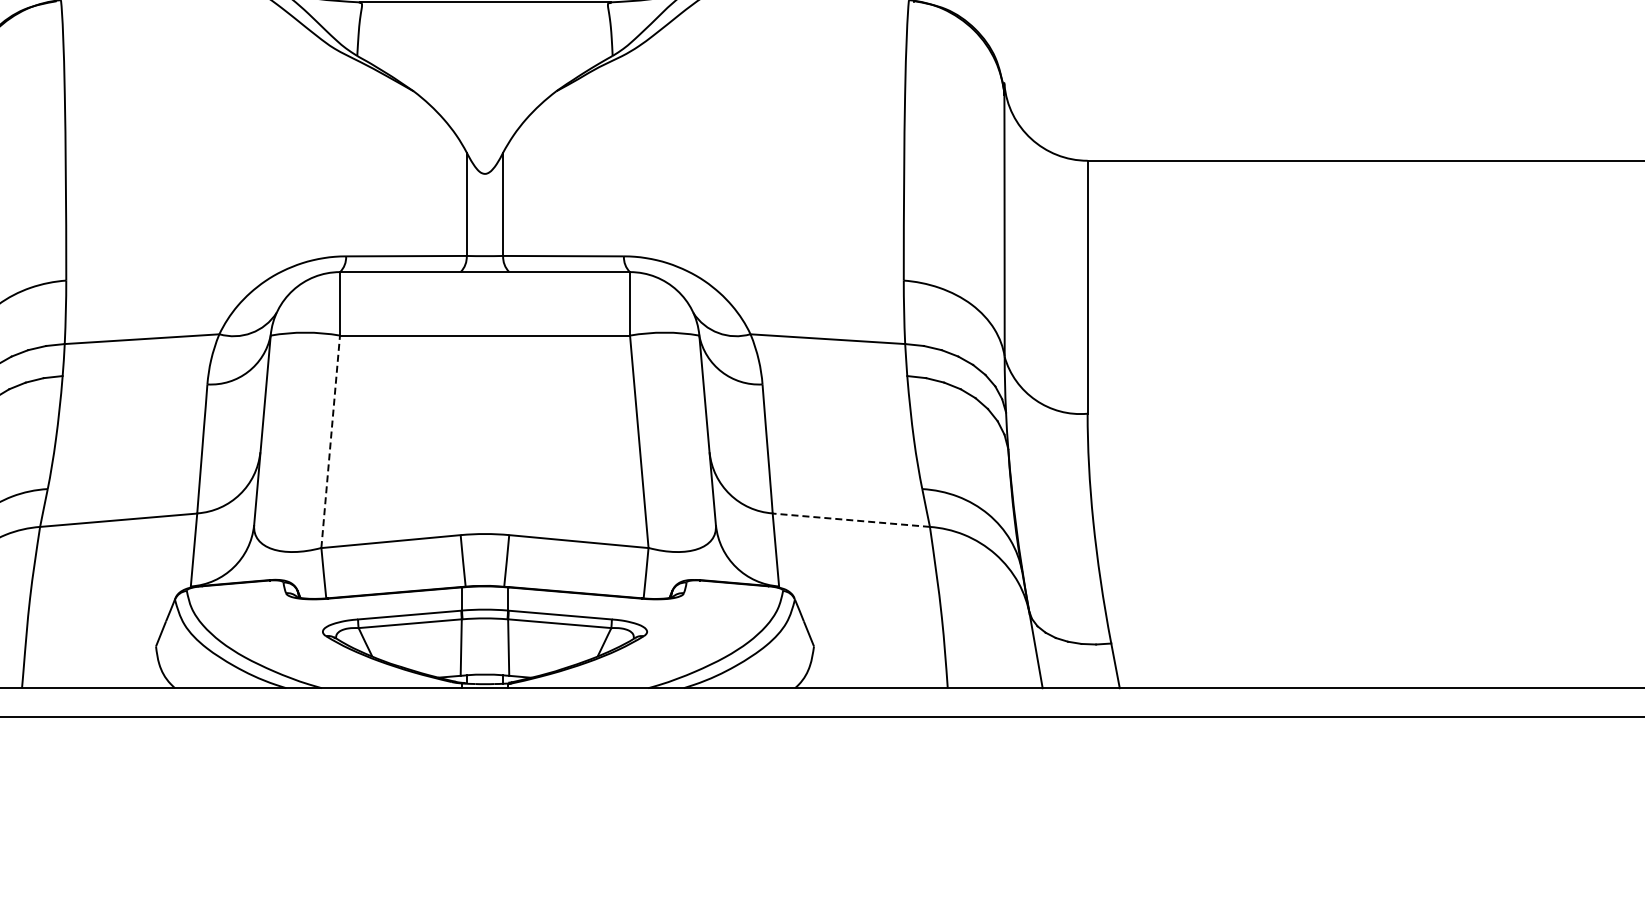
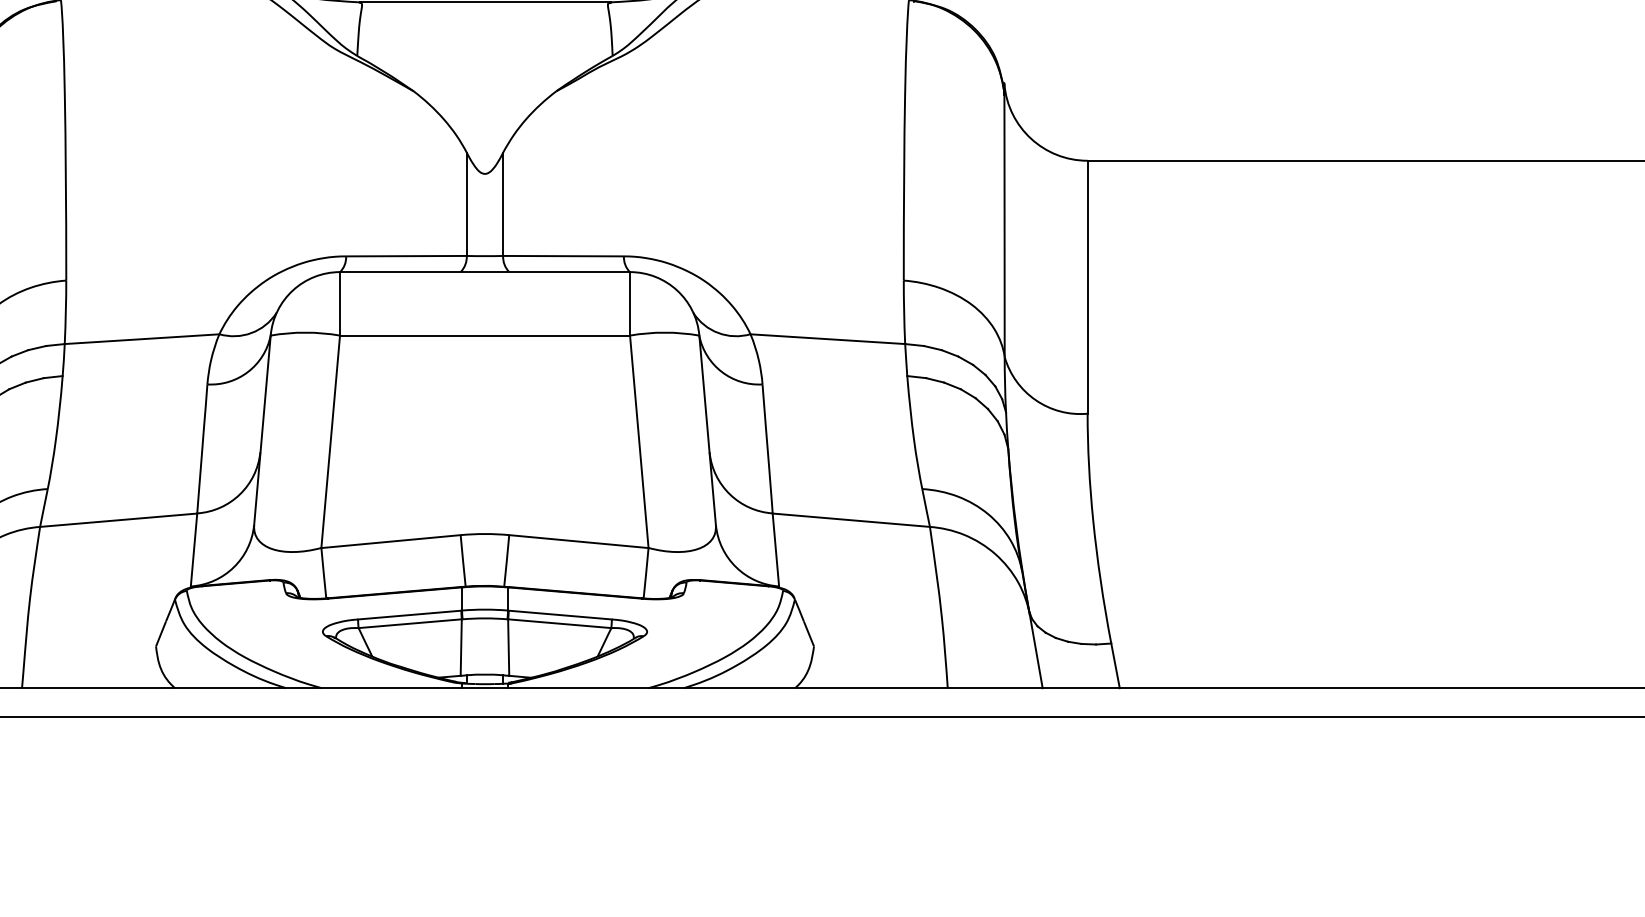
line: dashed -> solid (330, 441)
line: dashed -> solid (851, 520)
